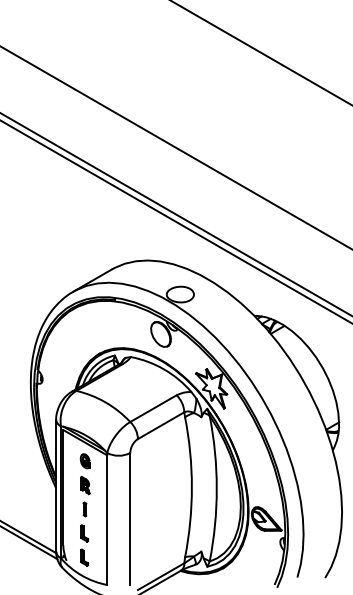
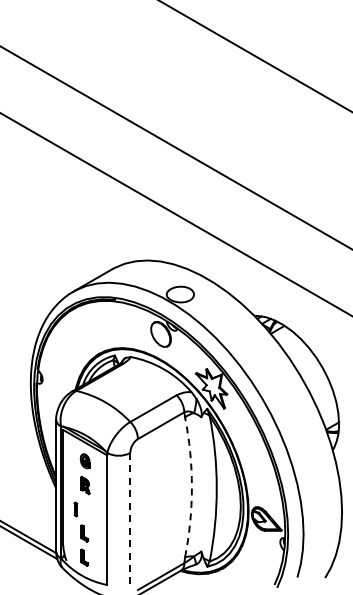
line position: (261, 52) -> (255, 56) (255, 56)
line: present -> none (175, 221)
arc: solid -> dashed (191, 487)
part position: (84, 509) -> (75, 509) (75, 509)
line: solid -> dashed (130, 518)
